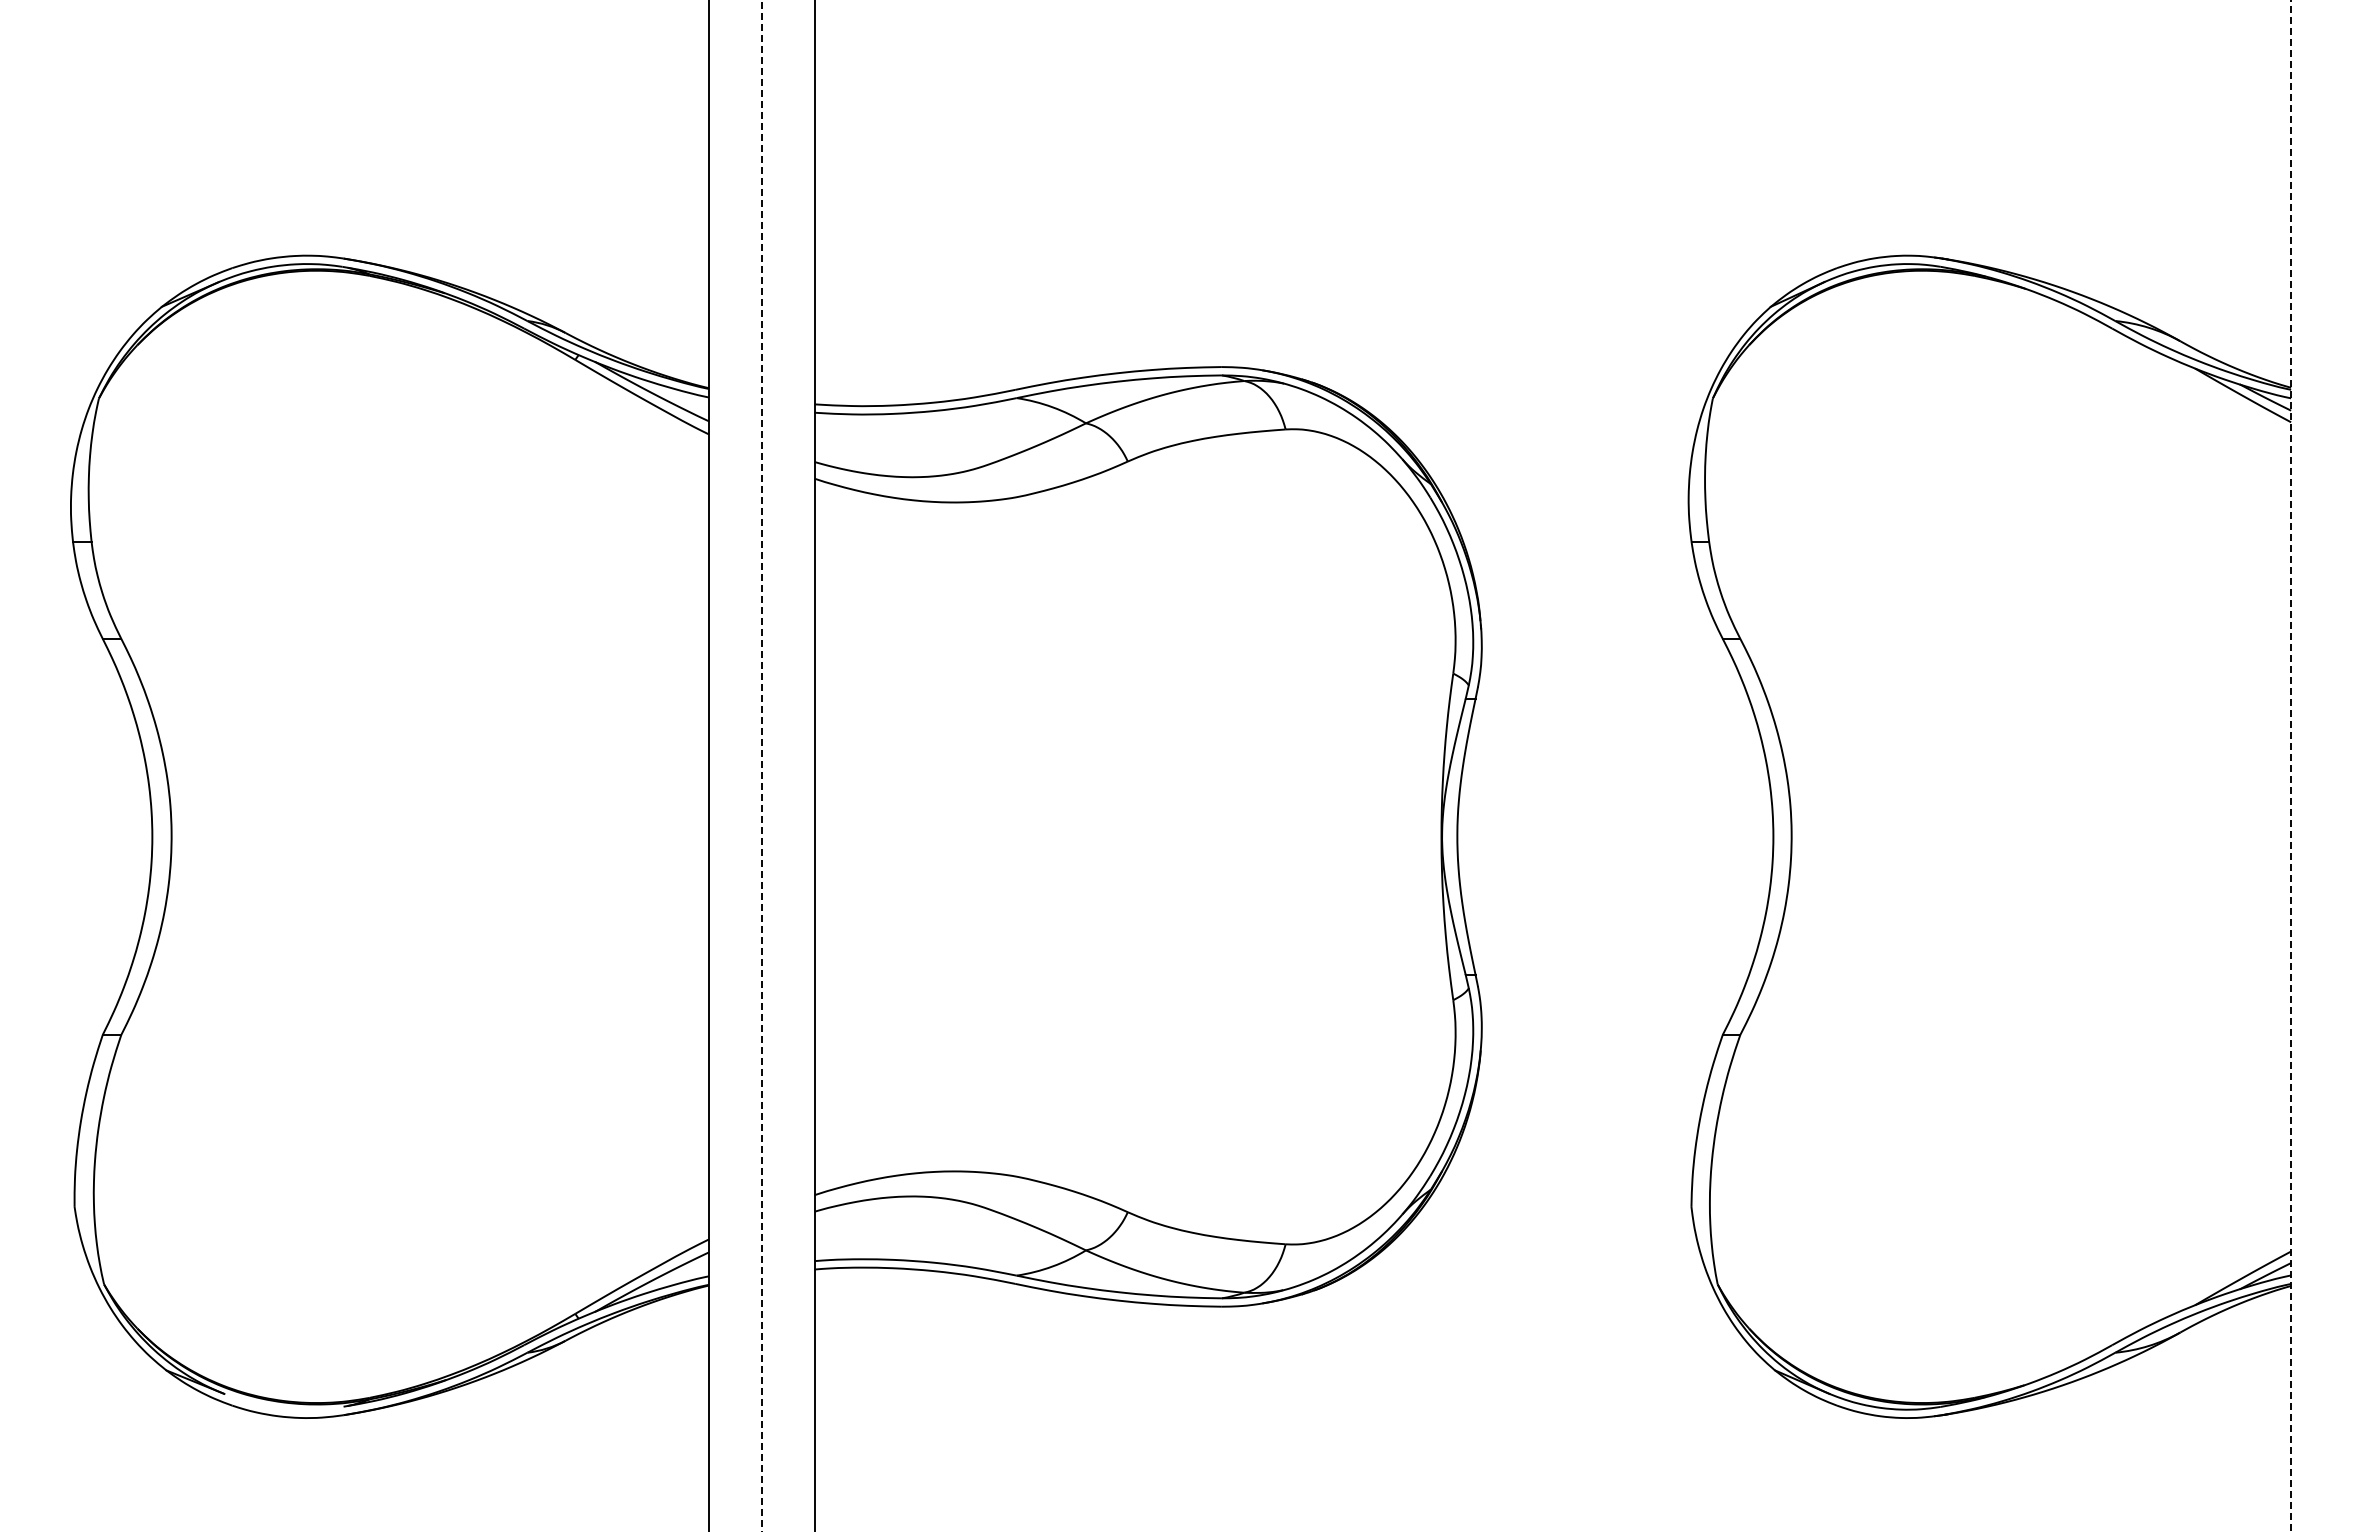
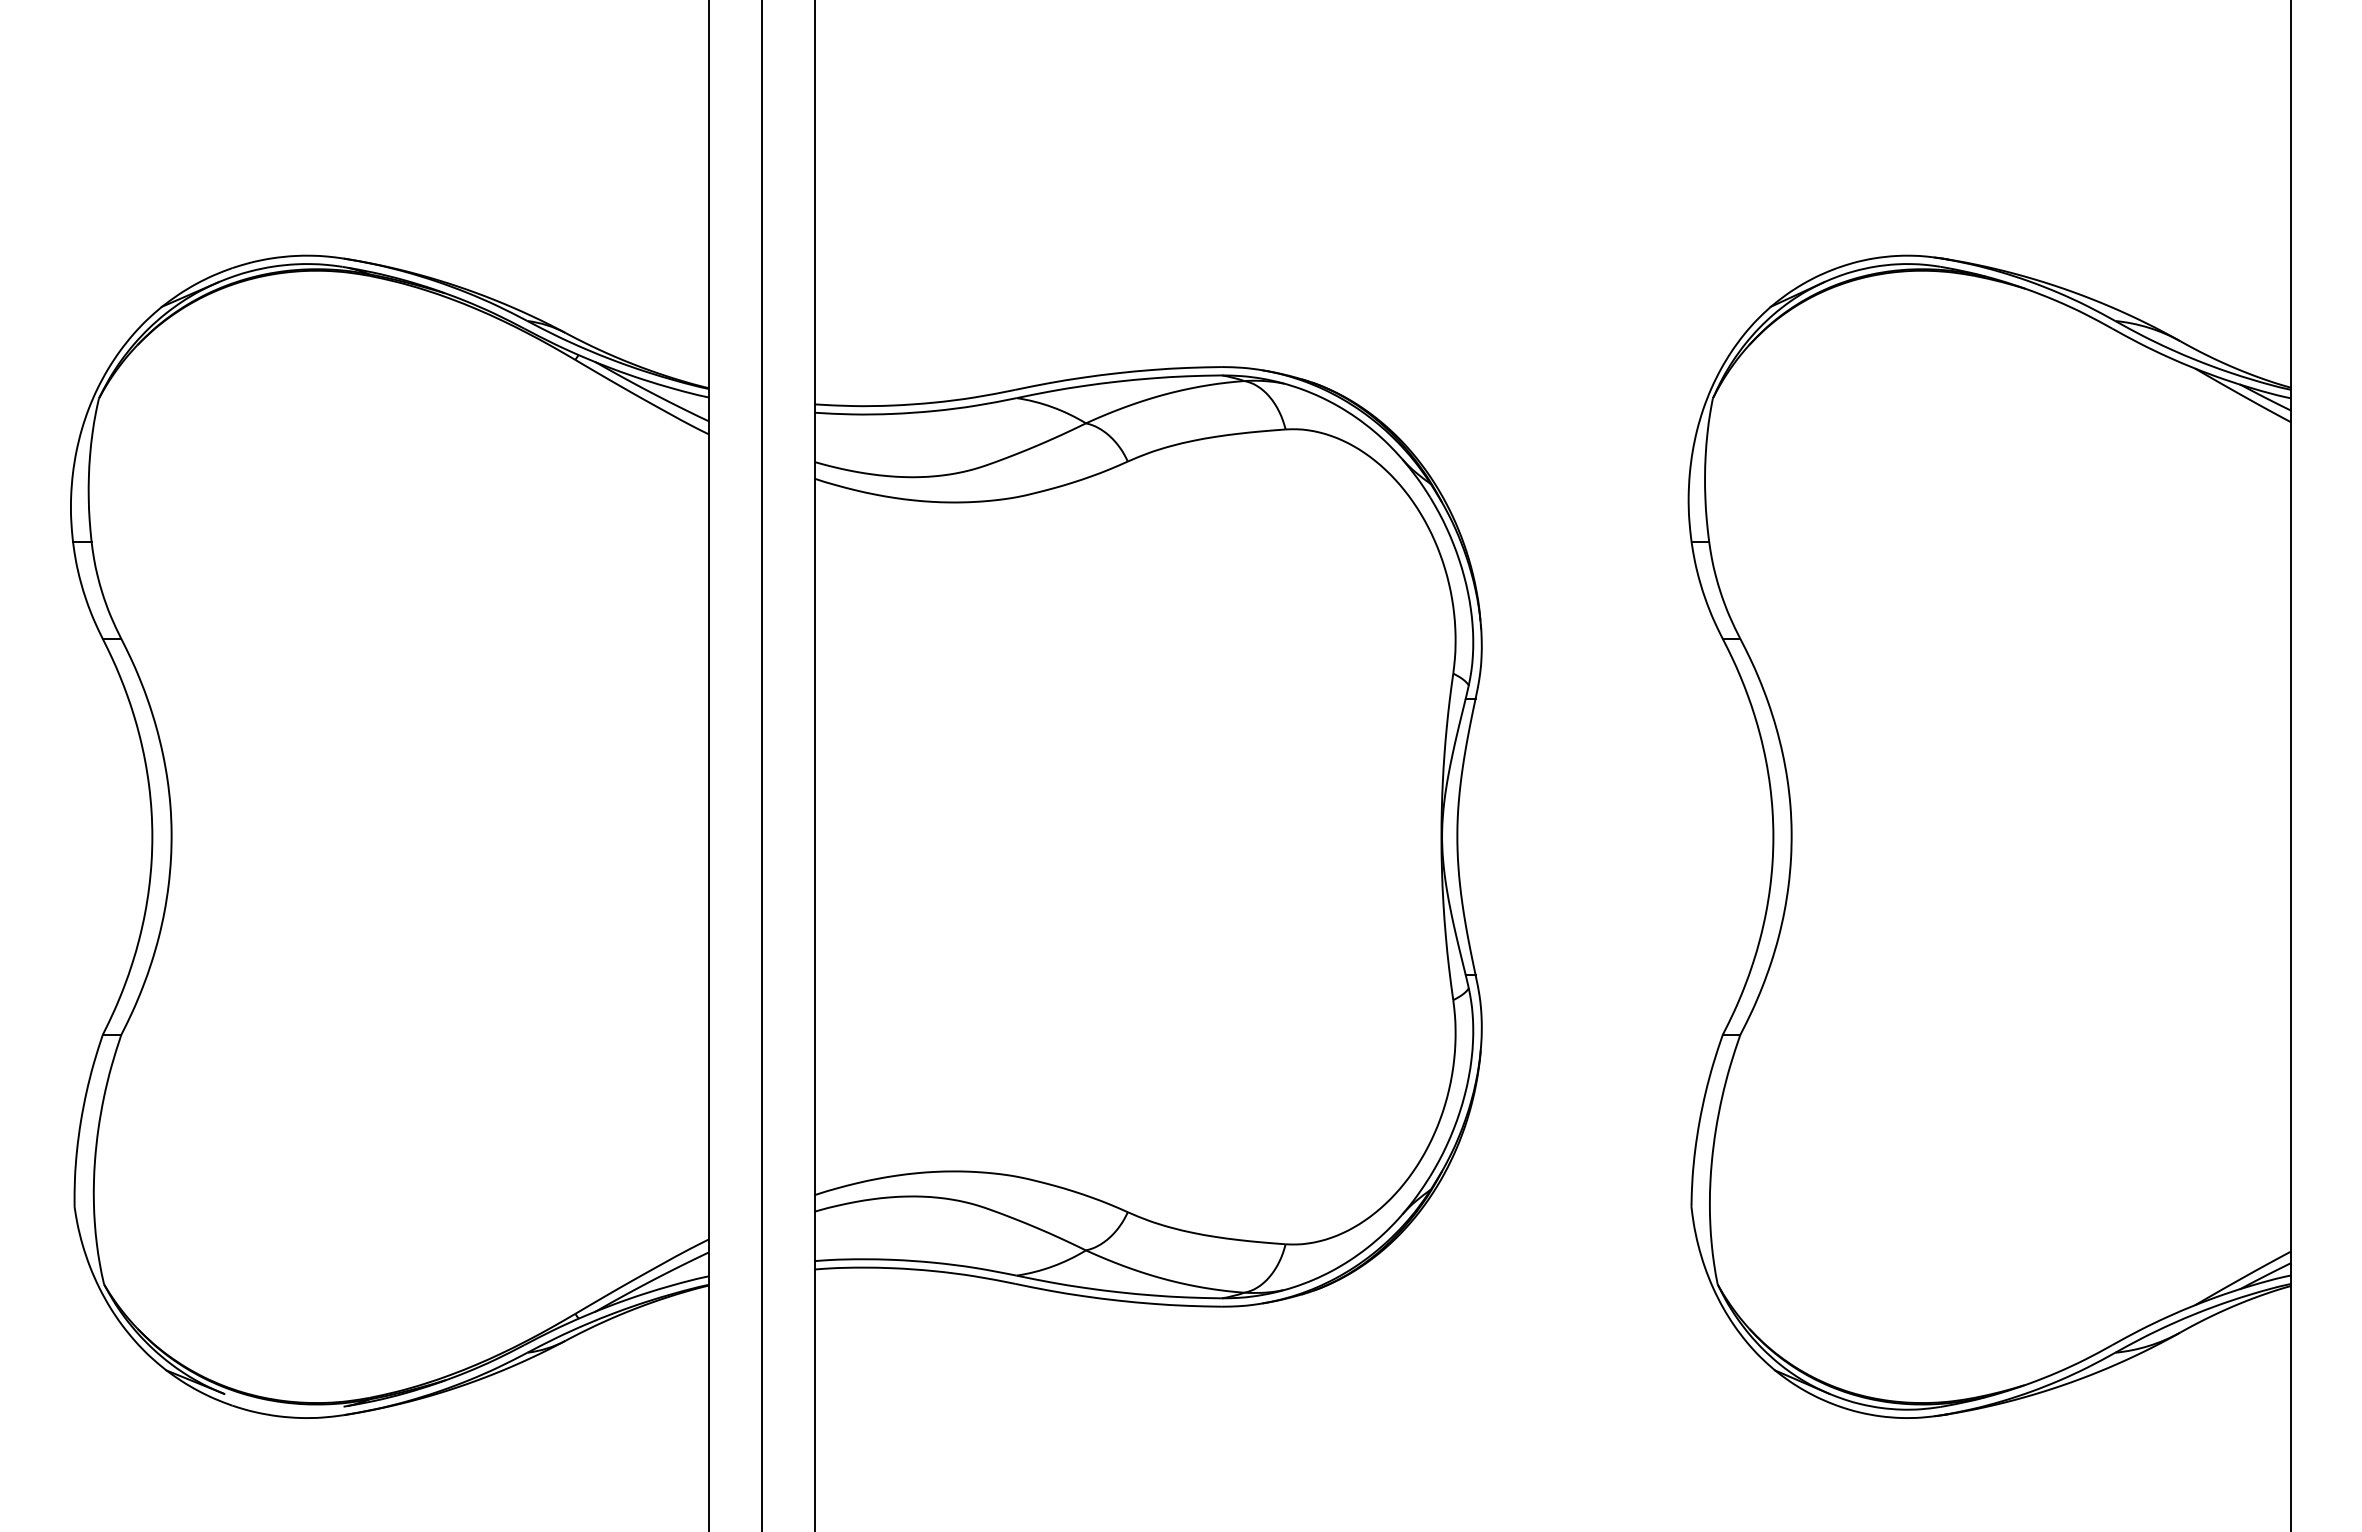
line: dashed -> solid (2291, 765)
line: dashed -> solid (761, 766)
